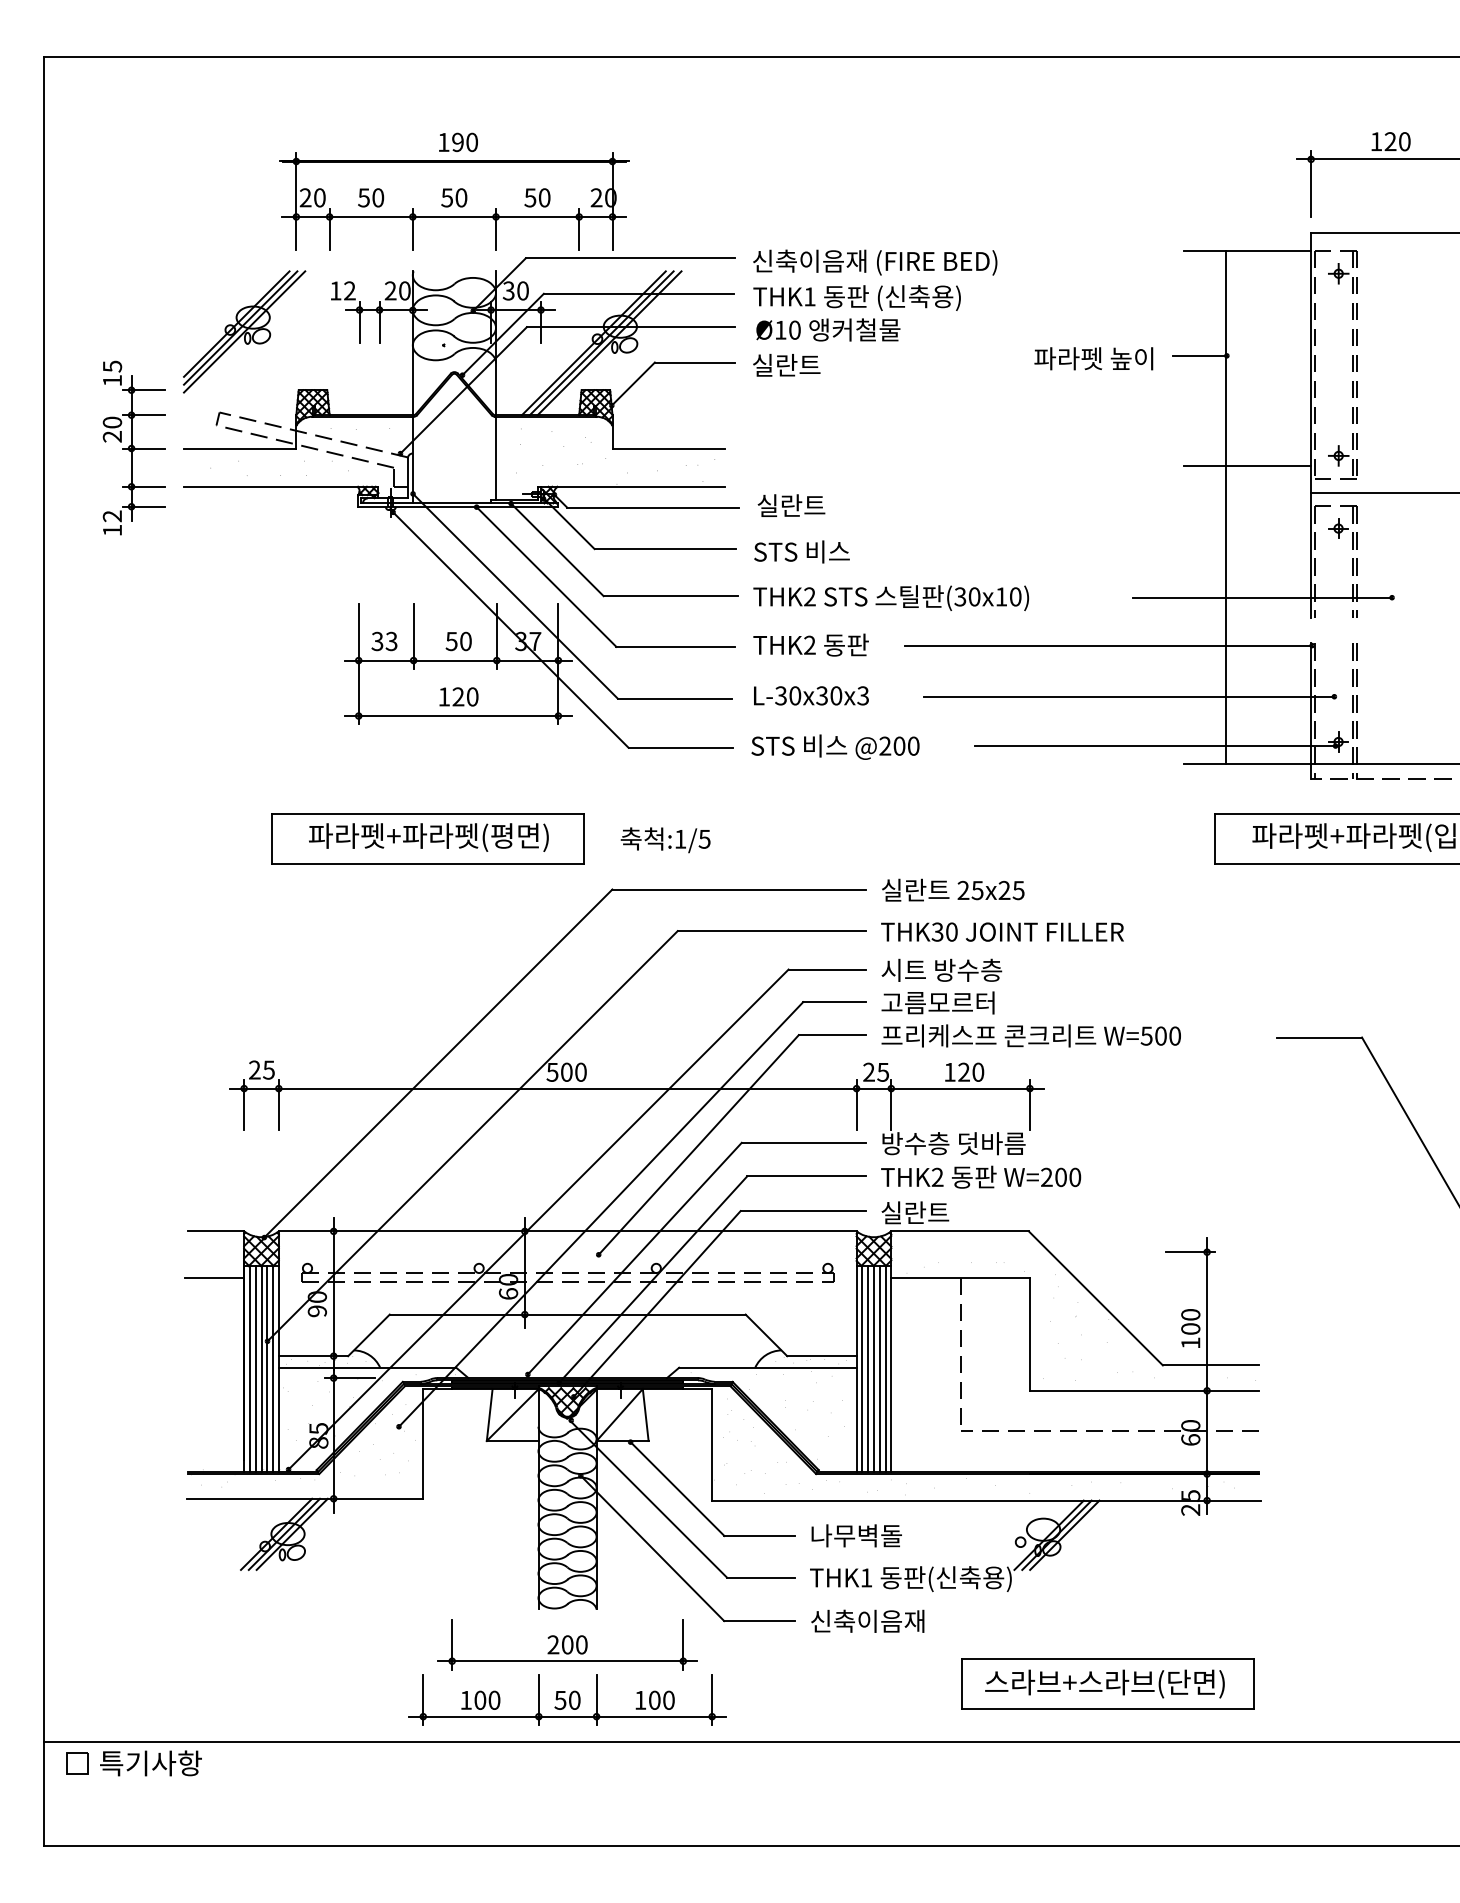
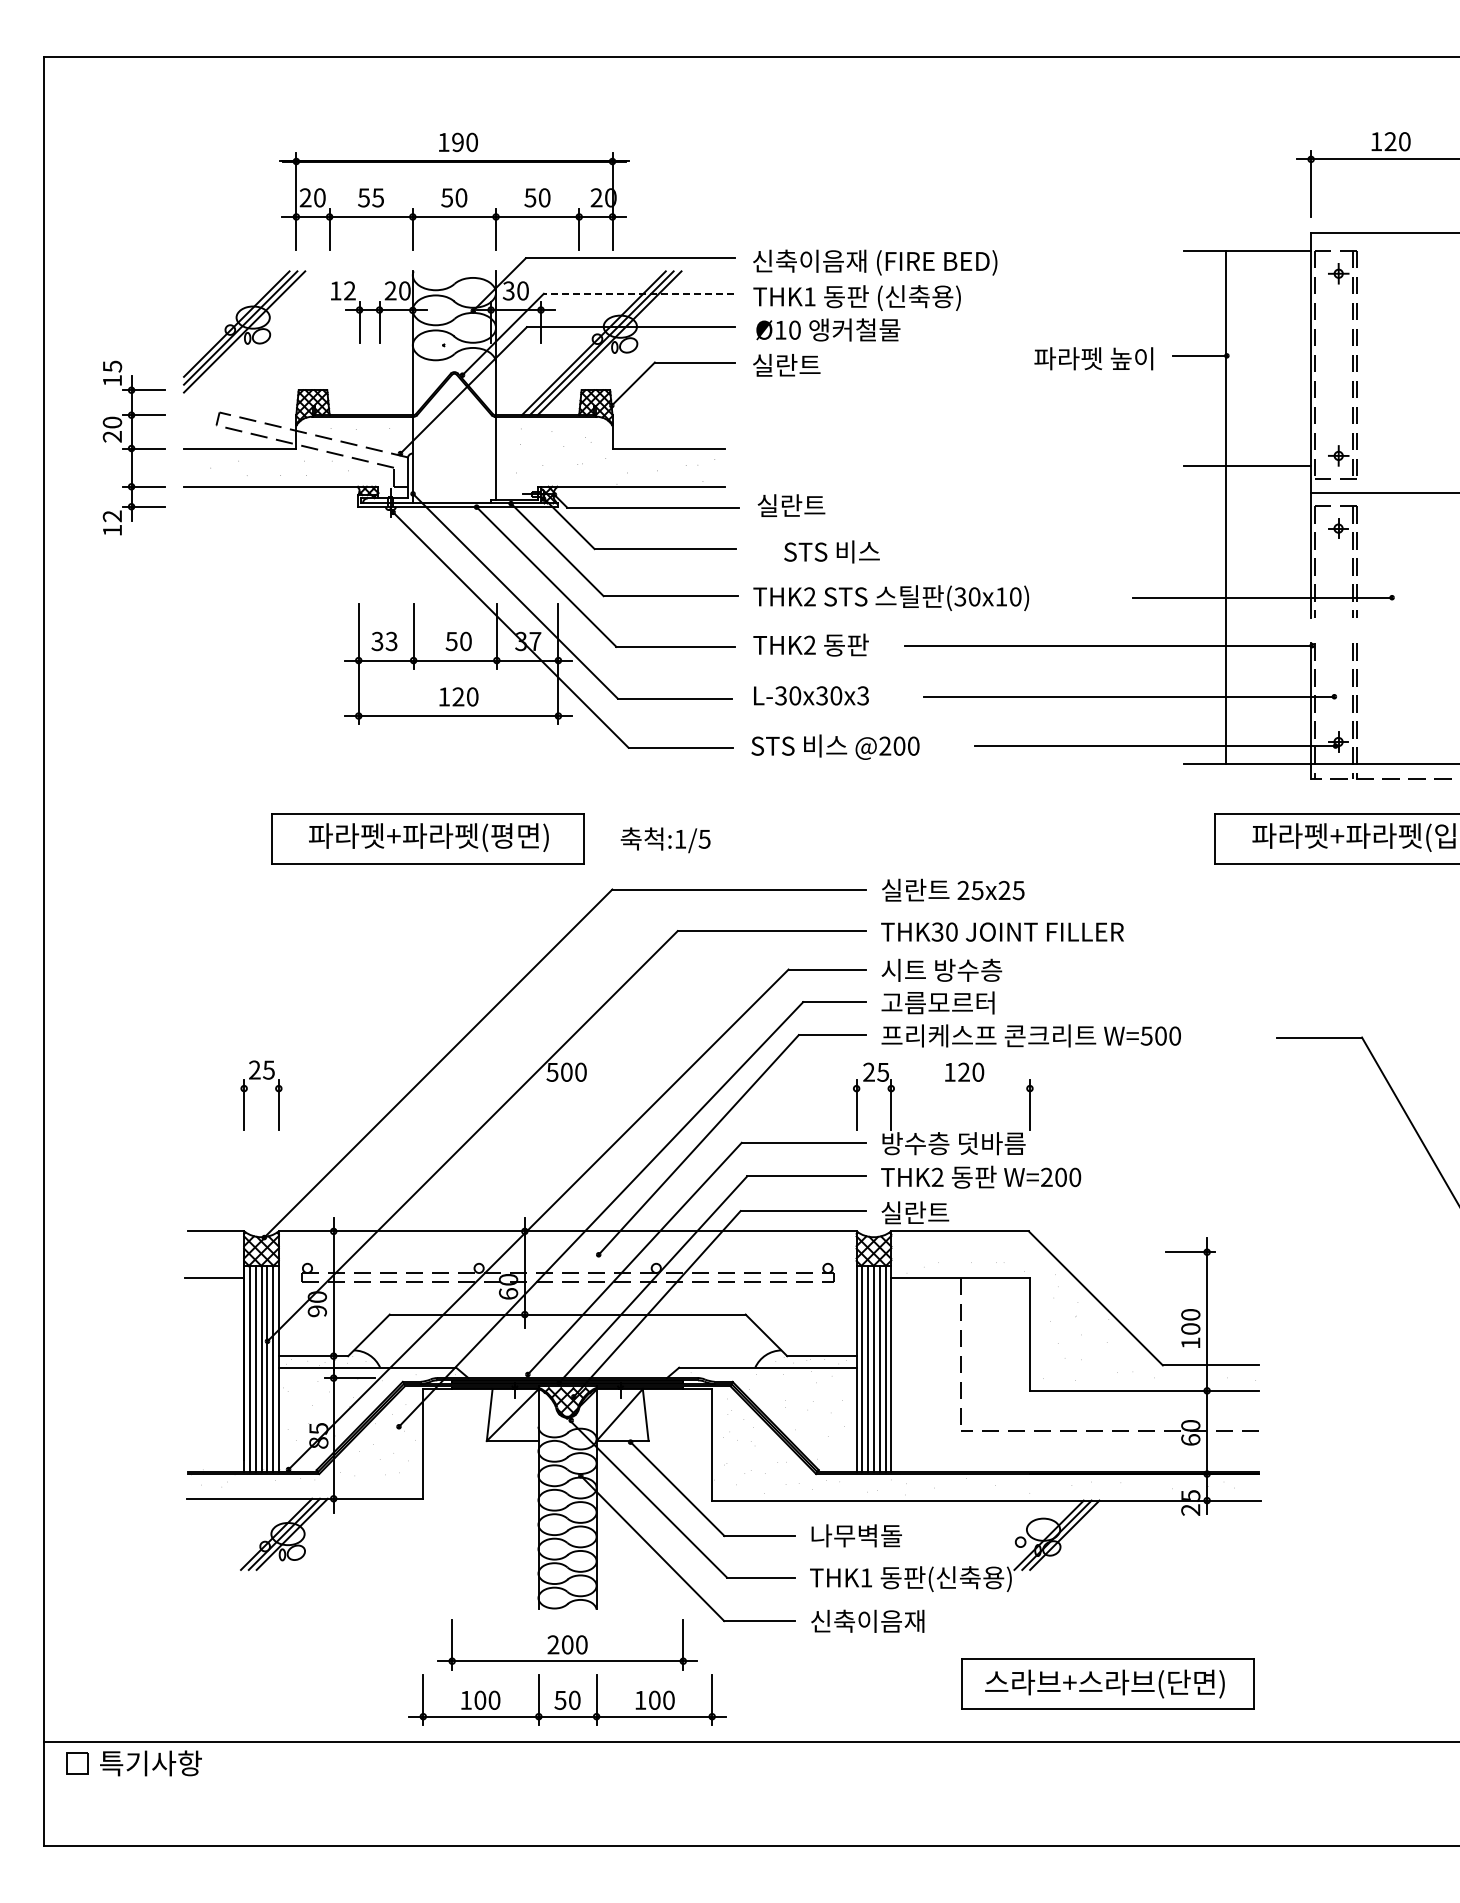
text: 50 -> 55 (378, 197)
line: solid -> dashed (638, 293)
text position: (801, 551) -> (831, 551) (831, 551)
line: present -> none (636, 1088)
